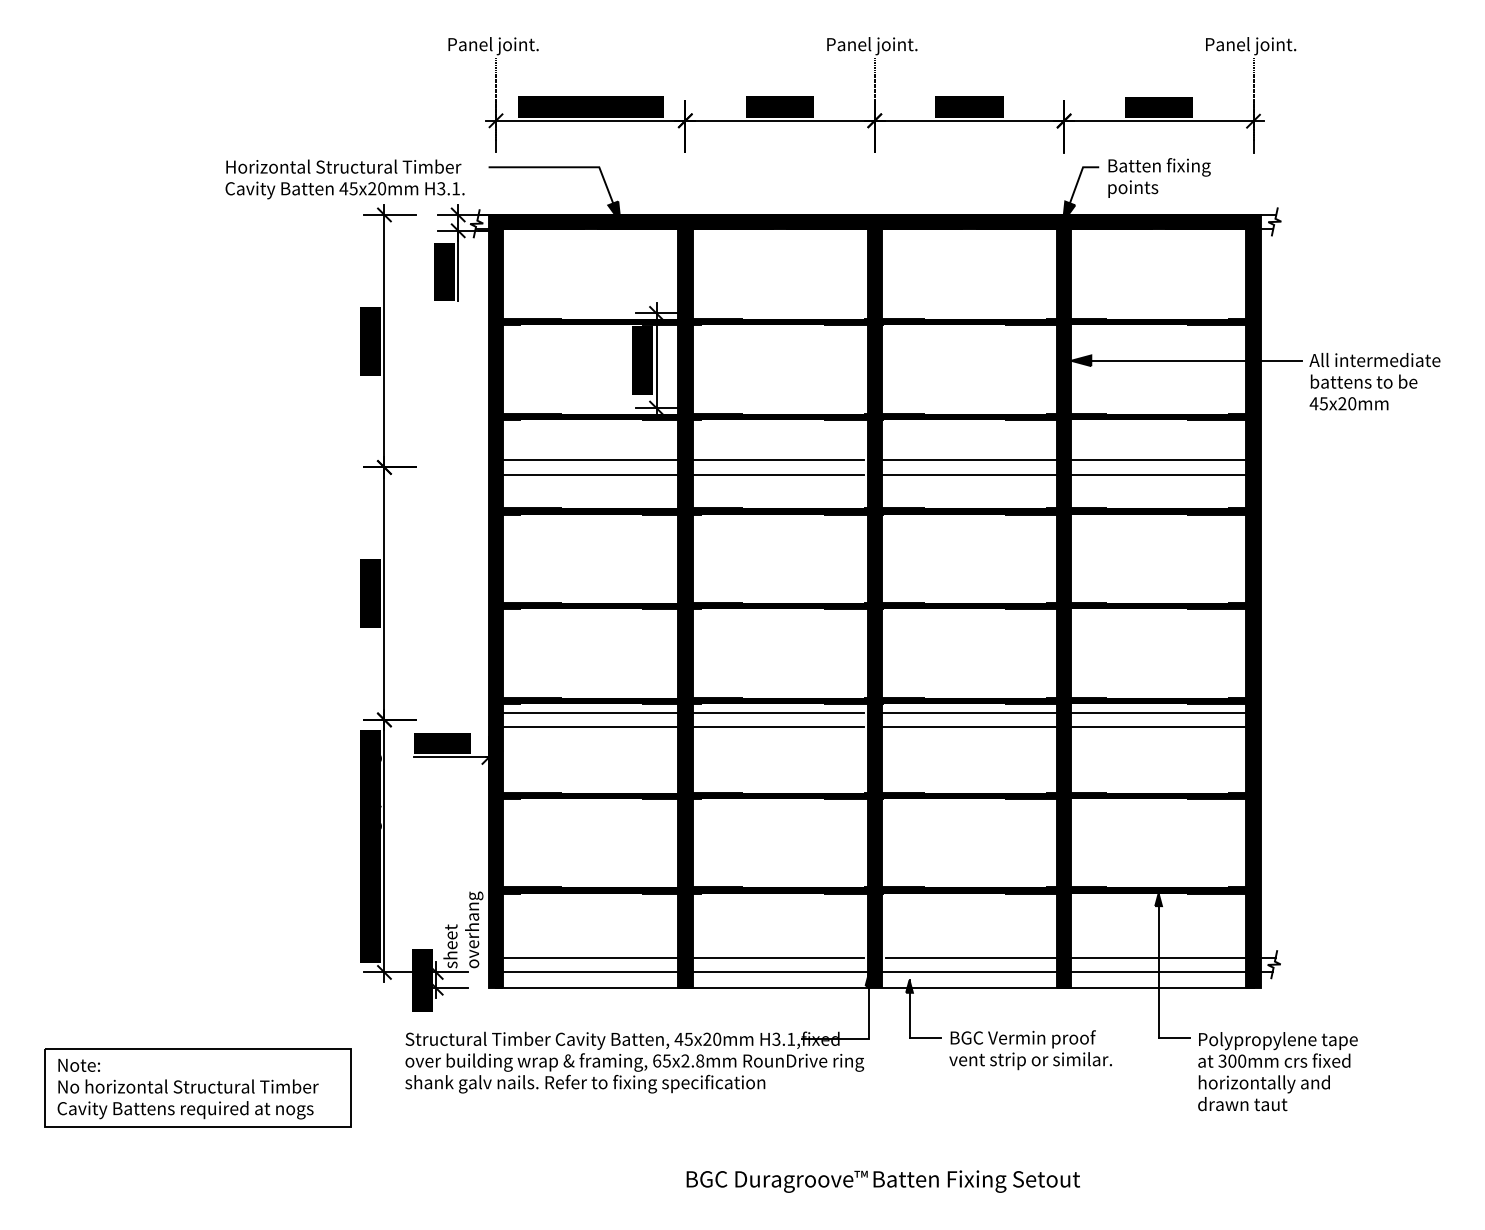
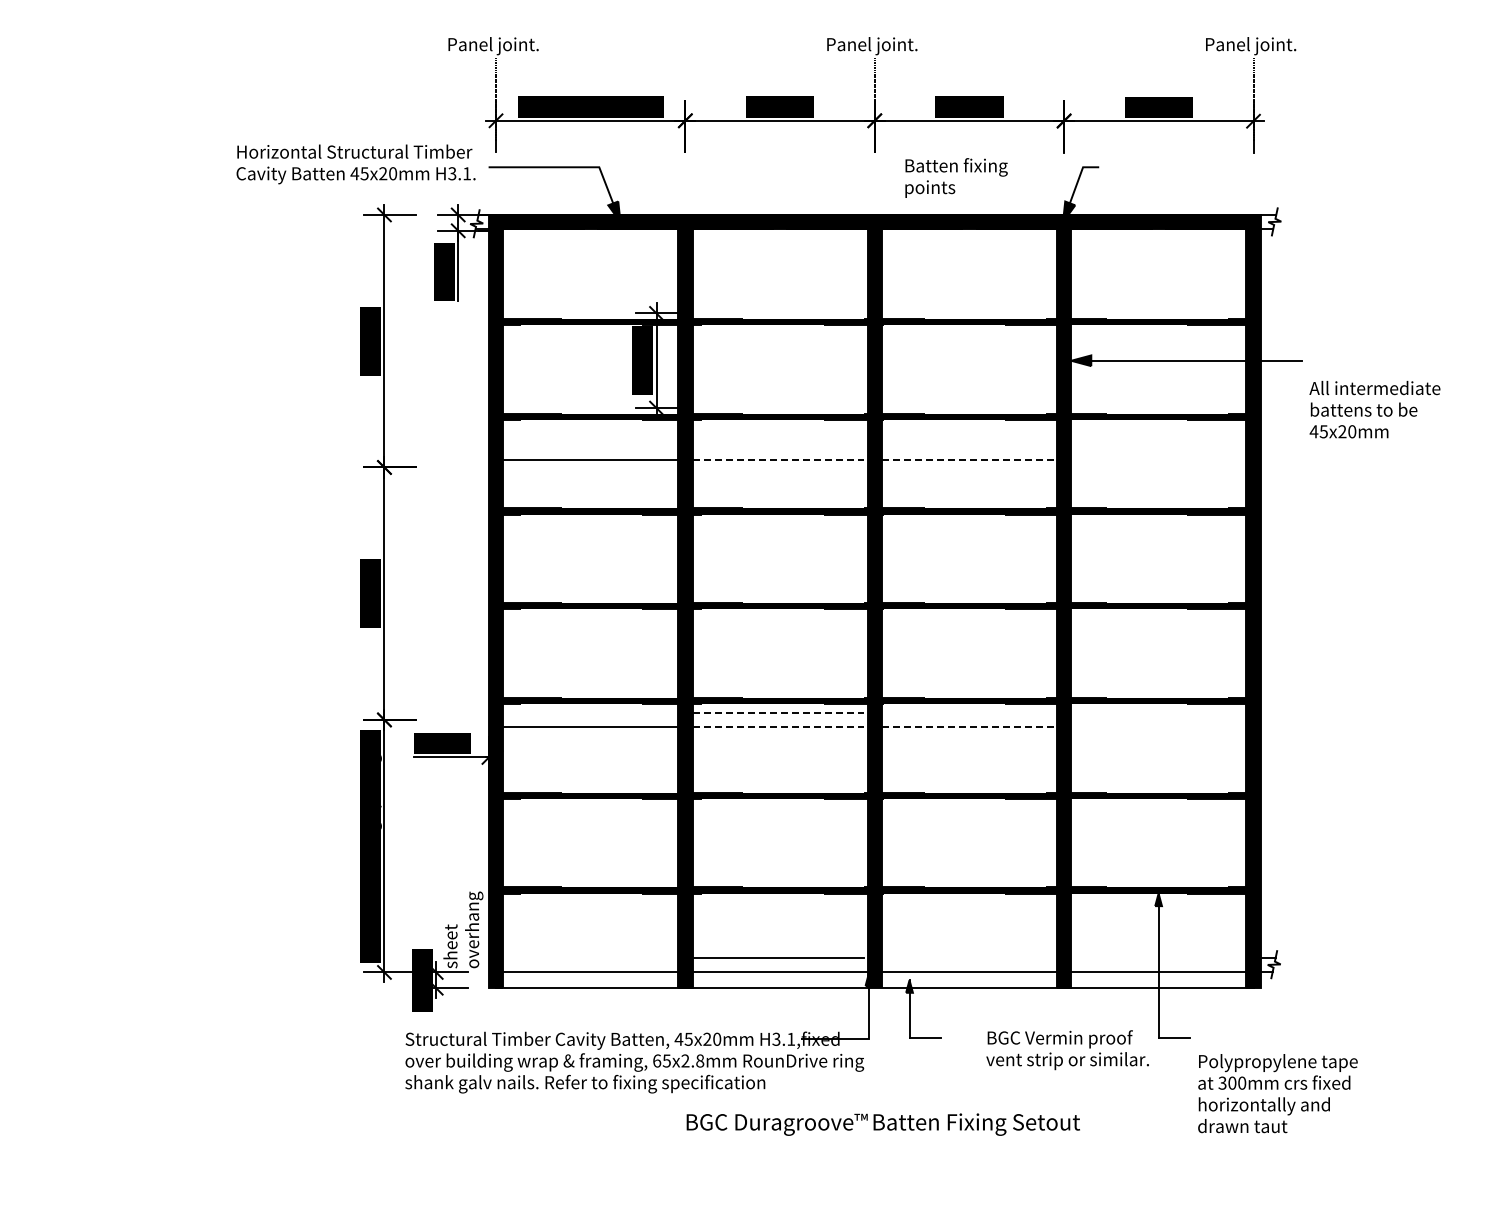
text position: (1159, 177) -> (956, 177) (956, 177)
text position: (344, 179) -> (355, 164) (355, 164)
text position: (1374, 381) -> (1374, 409) (1374, 409)
line: solid -> dashed (778, 460)
line: solid -> dashed (969, 460)
line: present -> none (1158, 460)
line: present -> none (590, 474)
line: present -> none (777, 474)
line: present -> none (969, 474)
line: present -> none (1158, 474)
line: present -> none (590, 712)
line: solid -> dashed (778, 712)
line: present -> none (969, 712)
line: present -> none (1158, 712)
line: solid -> dashed (778, 727)
line: solid -> dashed (969, 727)
line: present -> none (1158, 727)
line: present -> none (590, 958)
line: present -> none (971, 958)
line: present -> none (1158, 958)
text position: (1030, 1050) -> (1067, 1050) (1067, 1050)
text position: (1277, 1071) -> (1277, 1093) (1277, 1093)
part: present -> none (197, 1087)
text position: (882, 1181) -> (882, 1124) (882, 1124)
